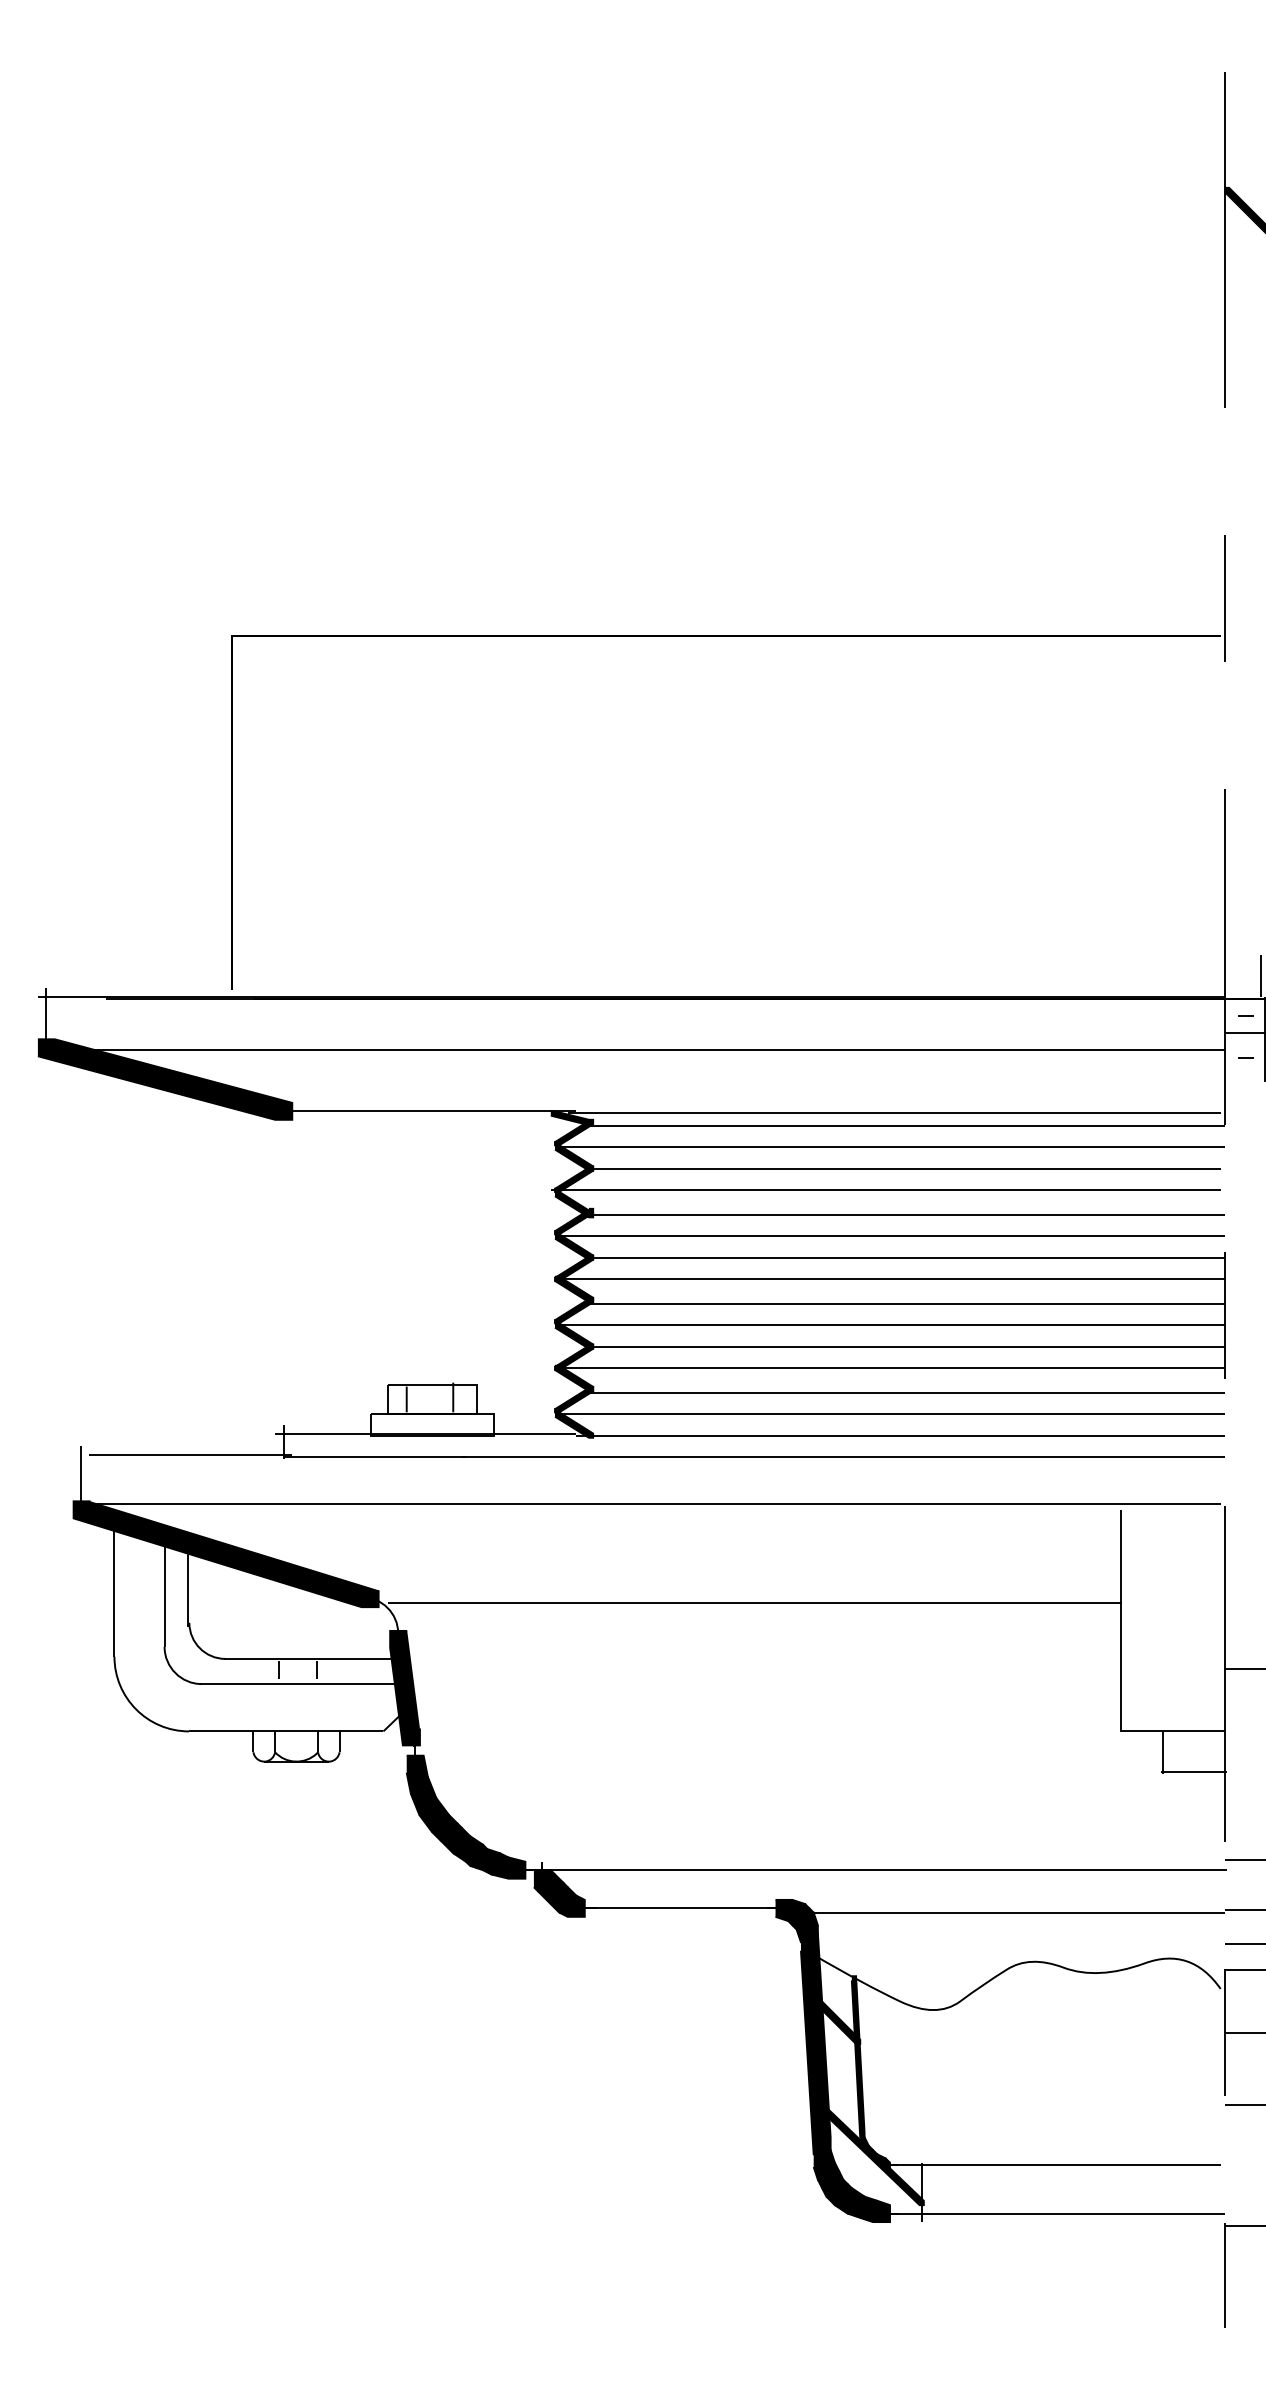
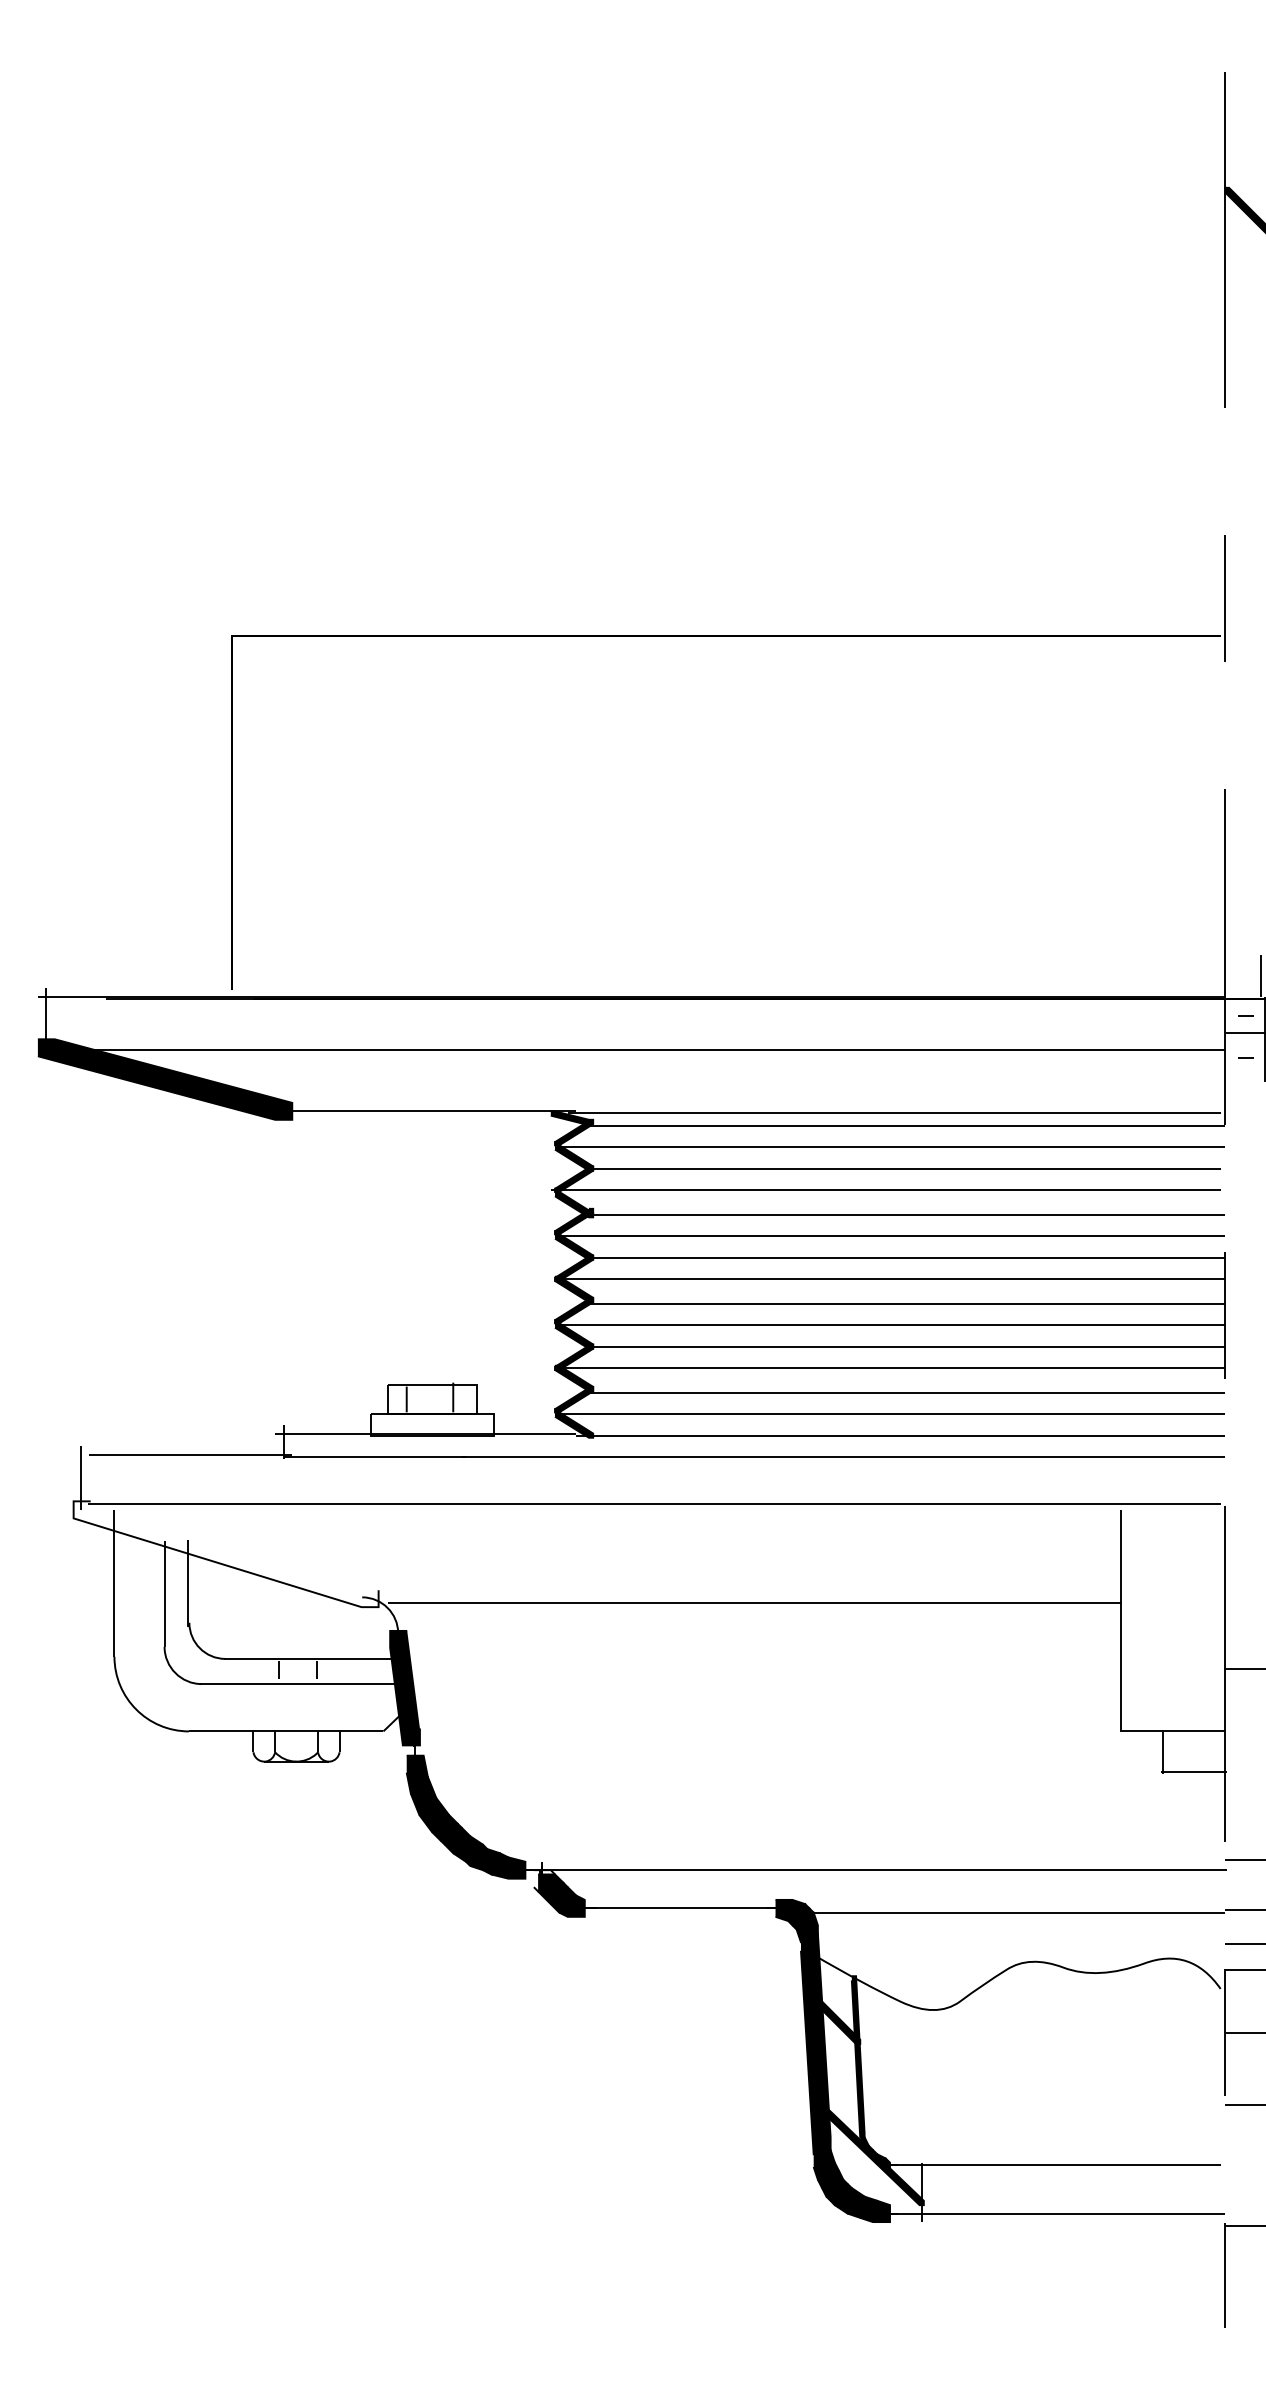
fill: present -> none (225, 1554)
fill: present -> none (544, 1880)
